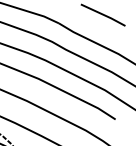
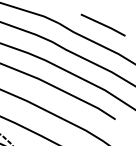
line position: (102, 14) -> (102, 24) (102, 24)
